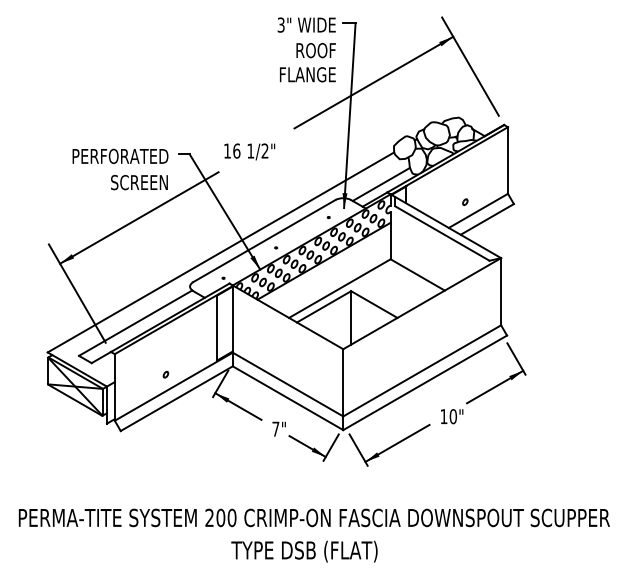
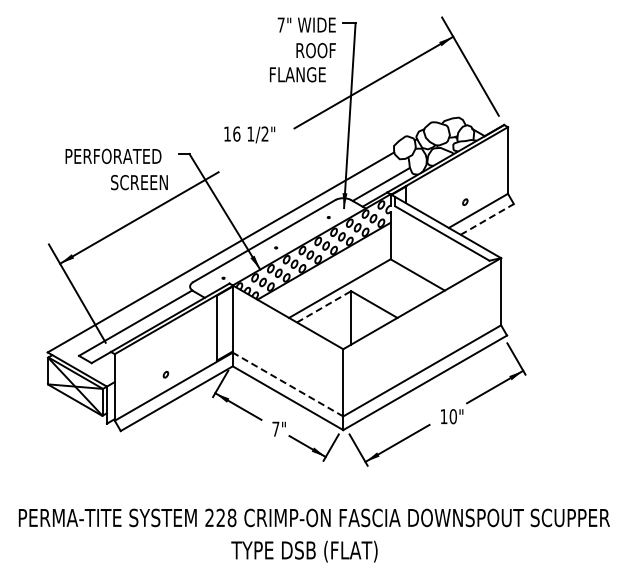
text: 3" -> 7" (280, 24)
text position: (307, 74) -> (297, 74) (297, 74)
text position: (249, 151) -> (249, 134) (249, 134)
text position: (120, 155) -> (113, 155) (113, 155)
line: solid -> dashed (487, 219)
line: solid -> dashed (324, 306)
line: solid -> dashed (288, 384)
text: 200 -> 228 (226, 517)
